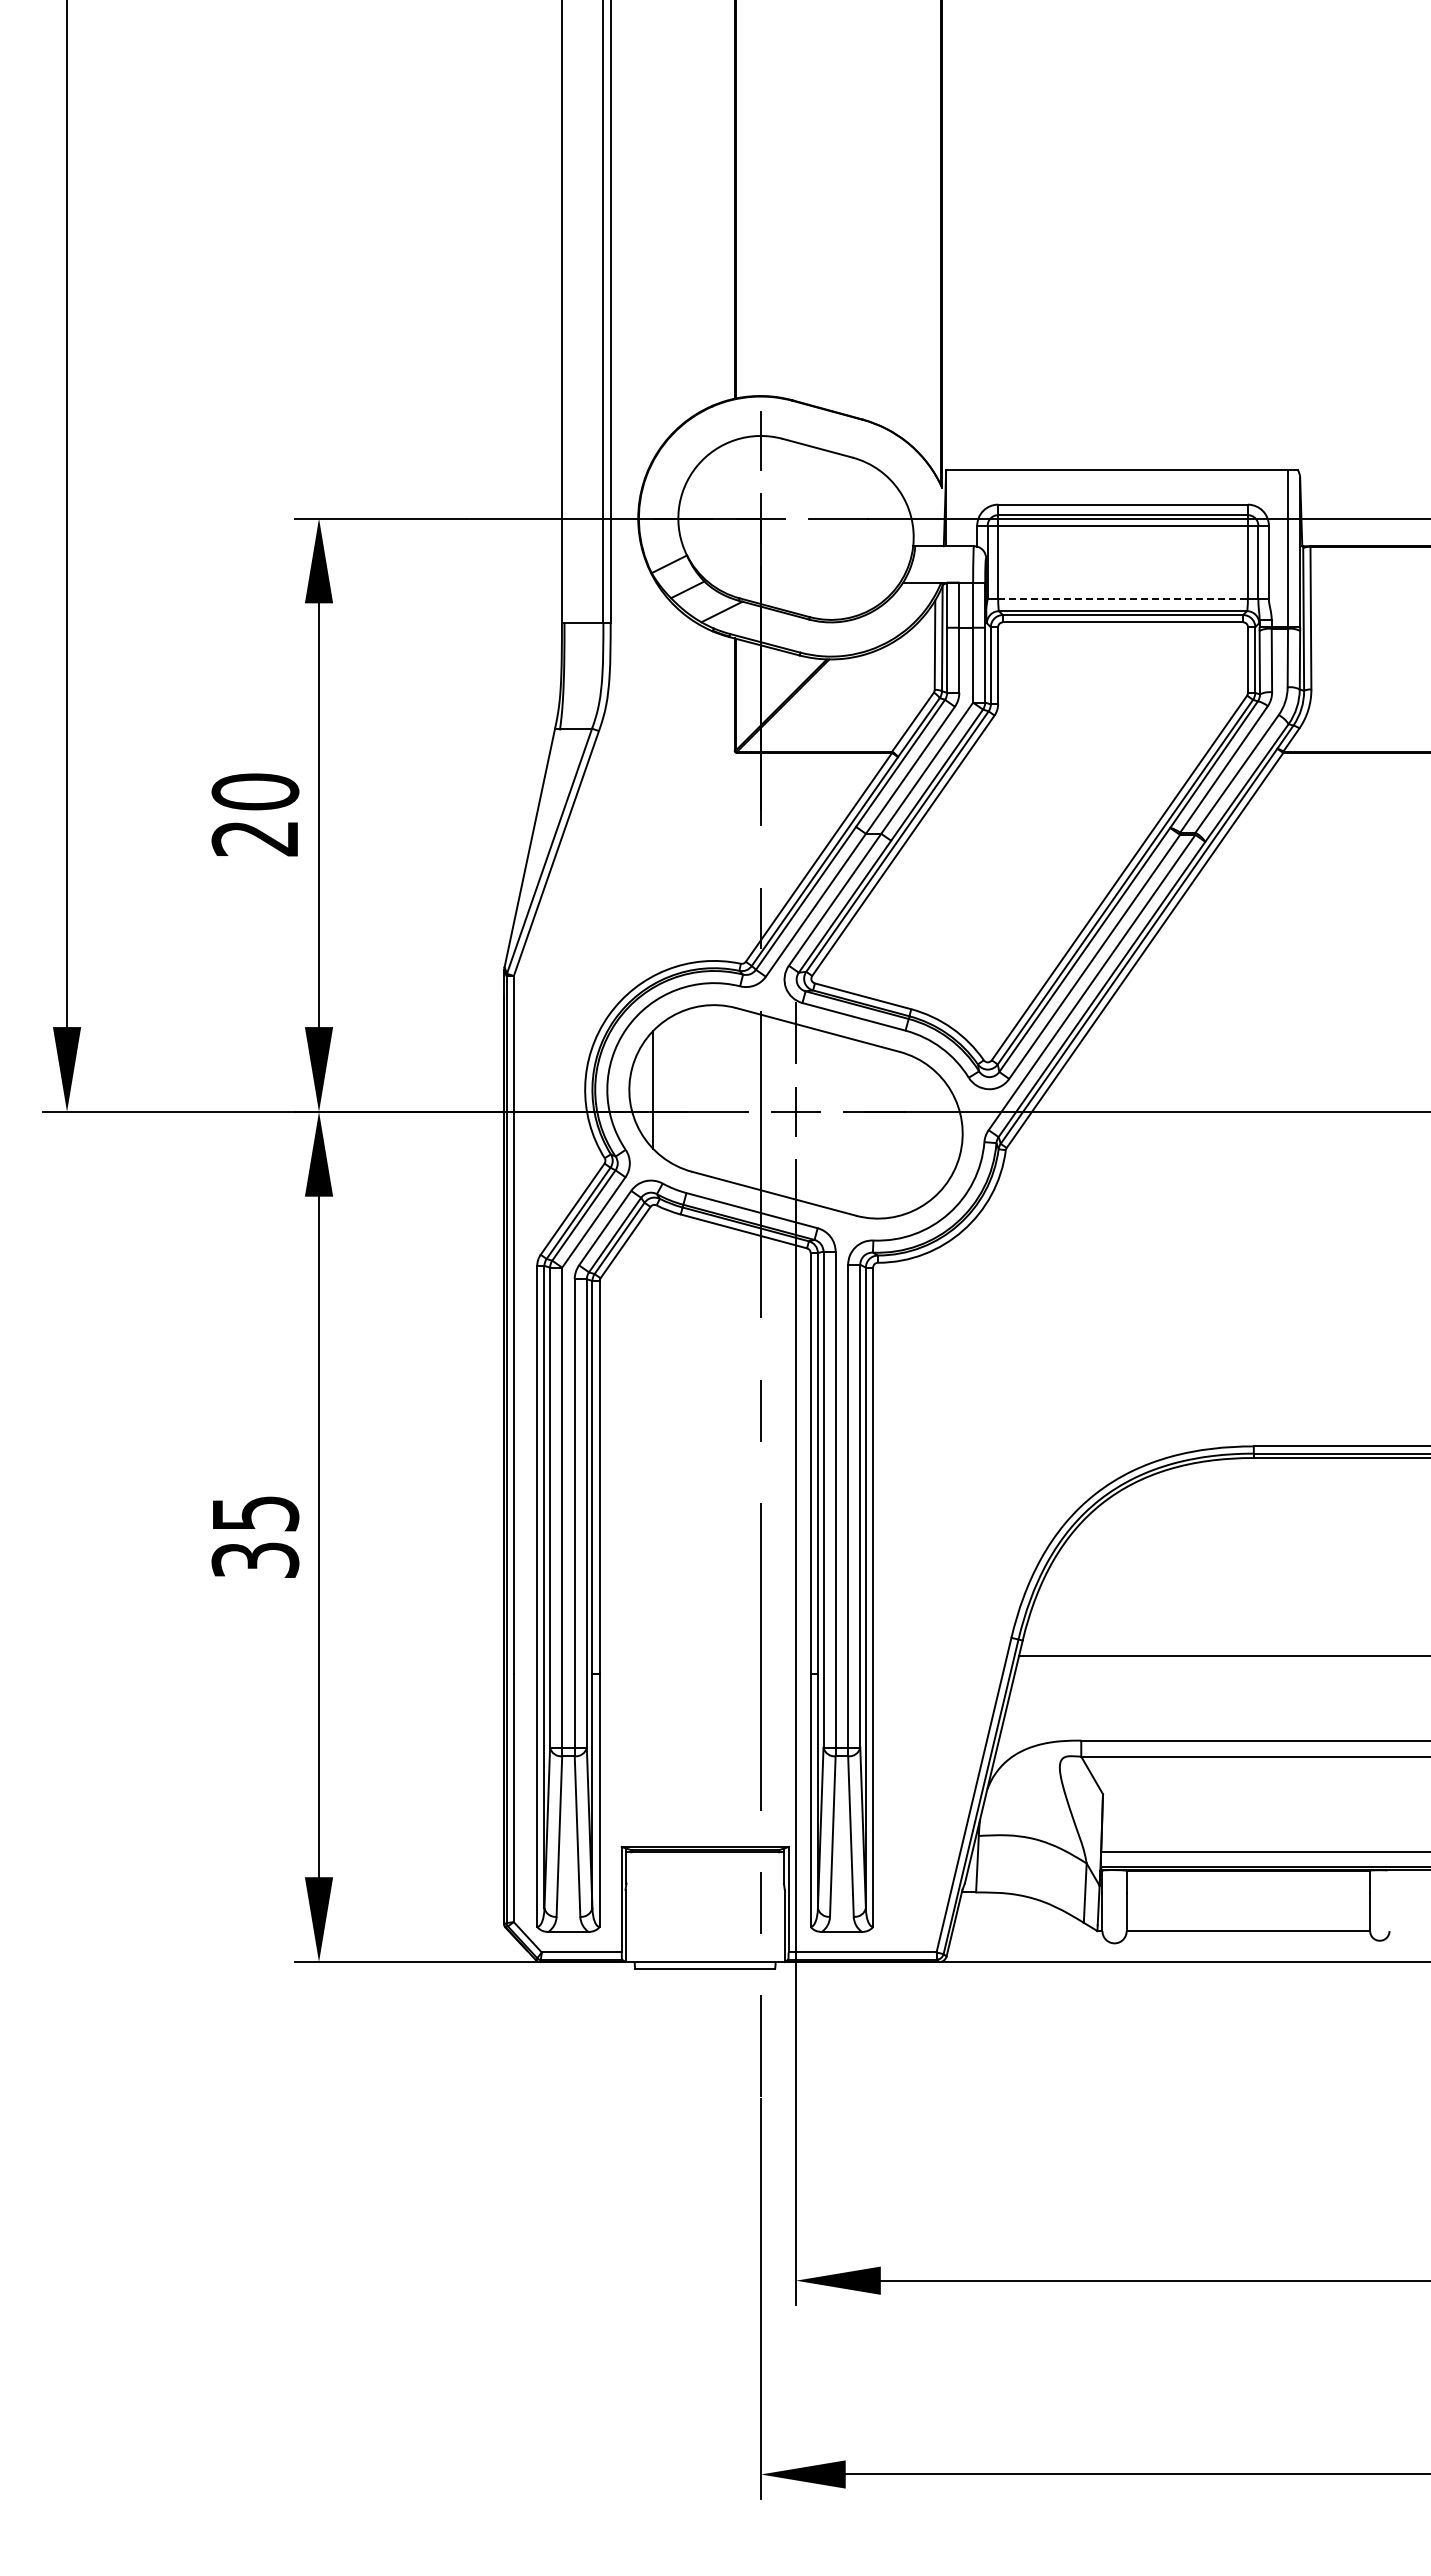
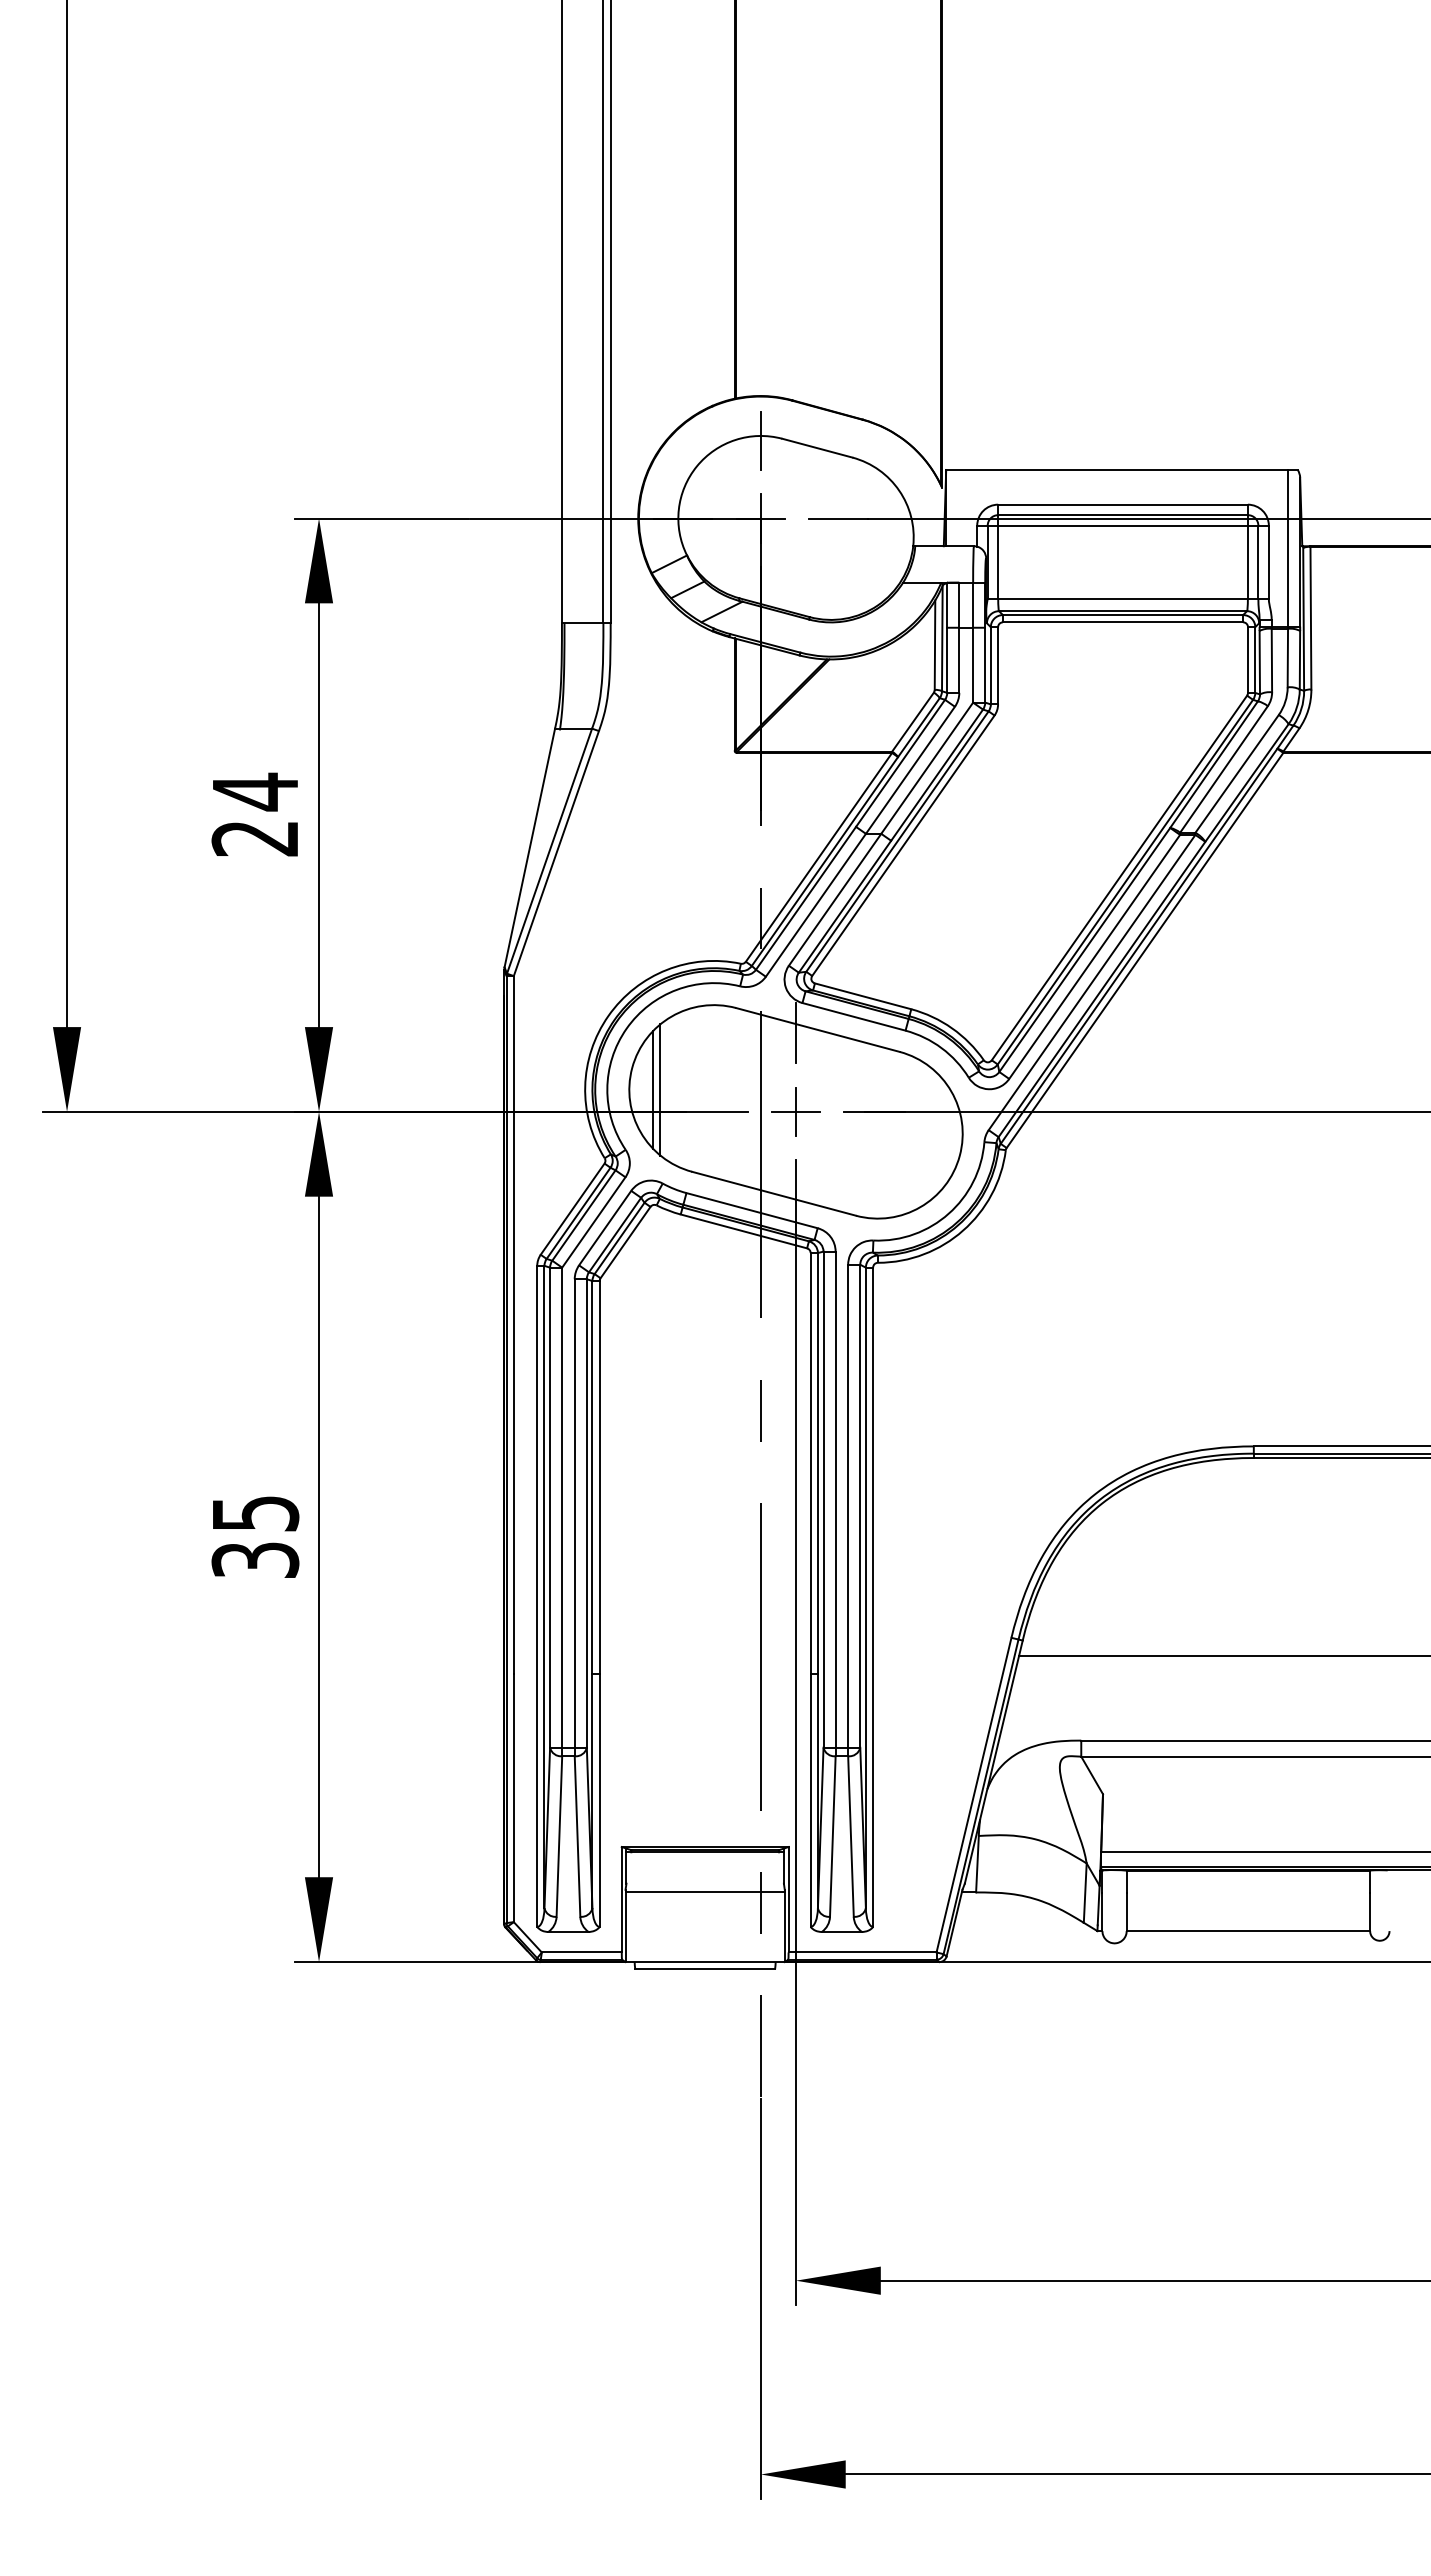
line: dashed -> solid (1123, 599)
text: 20 -> 24 (255, 791)
line: none -> present (660, 1089)
line: none -> present (704, 1892)
